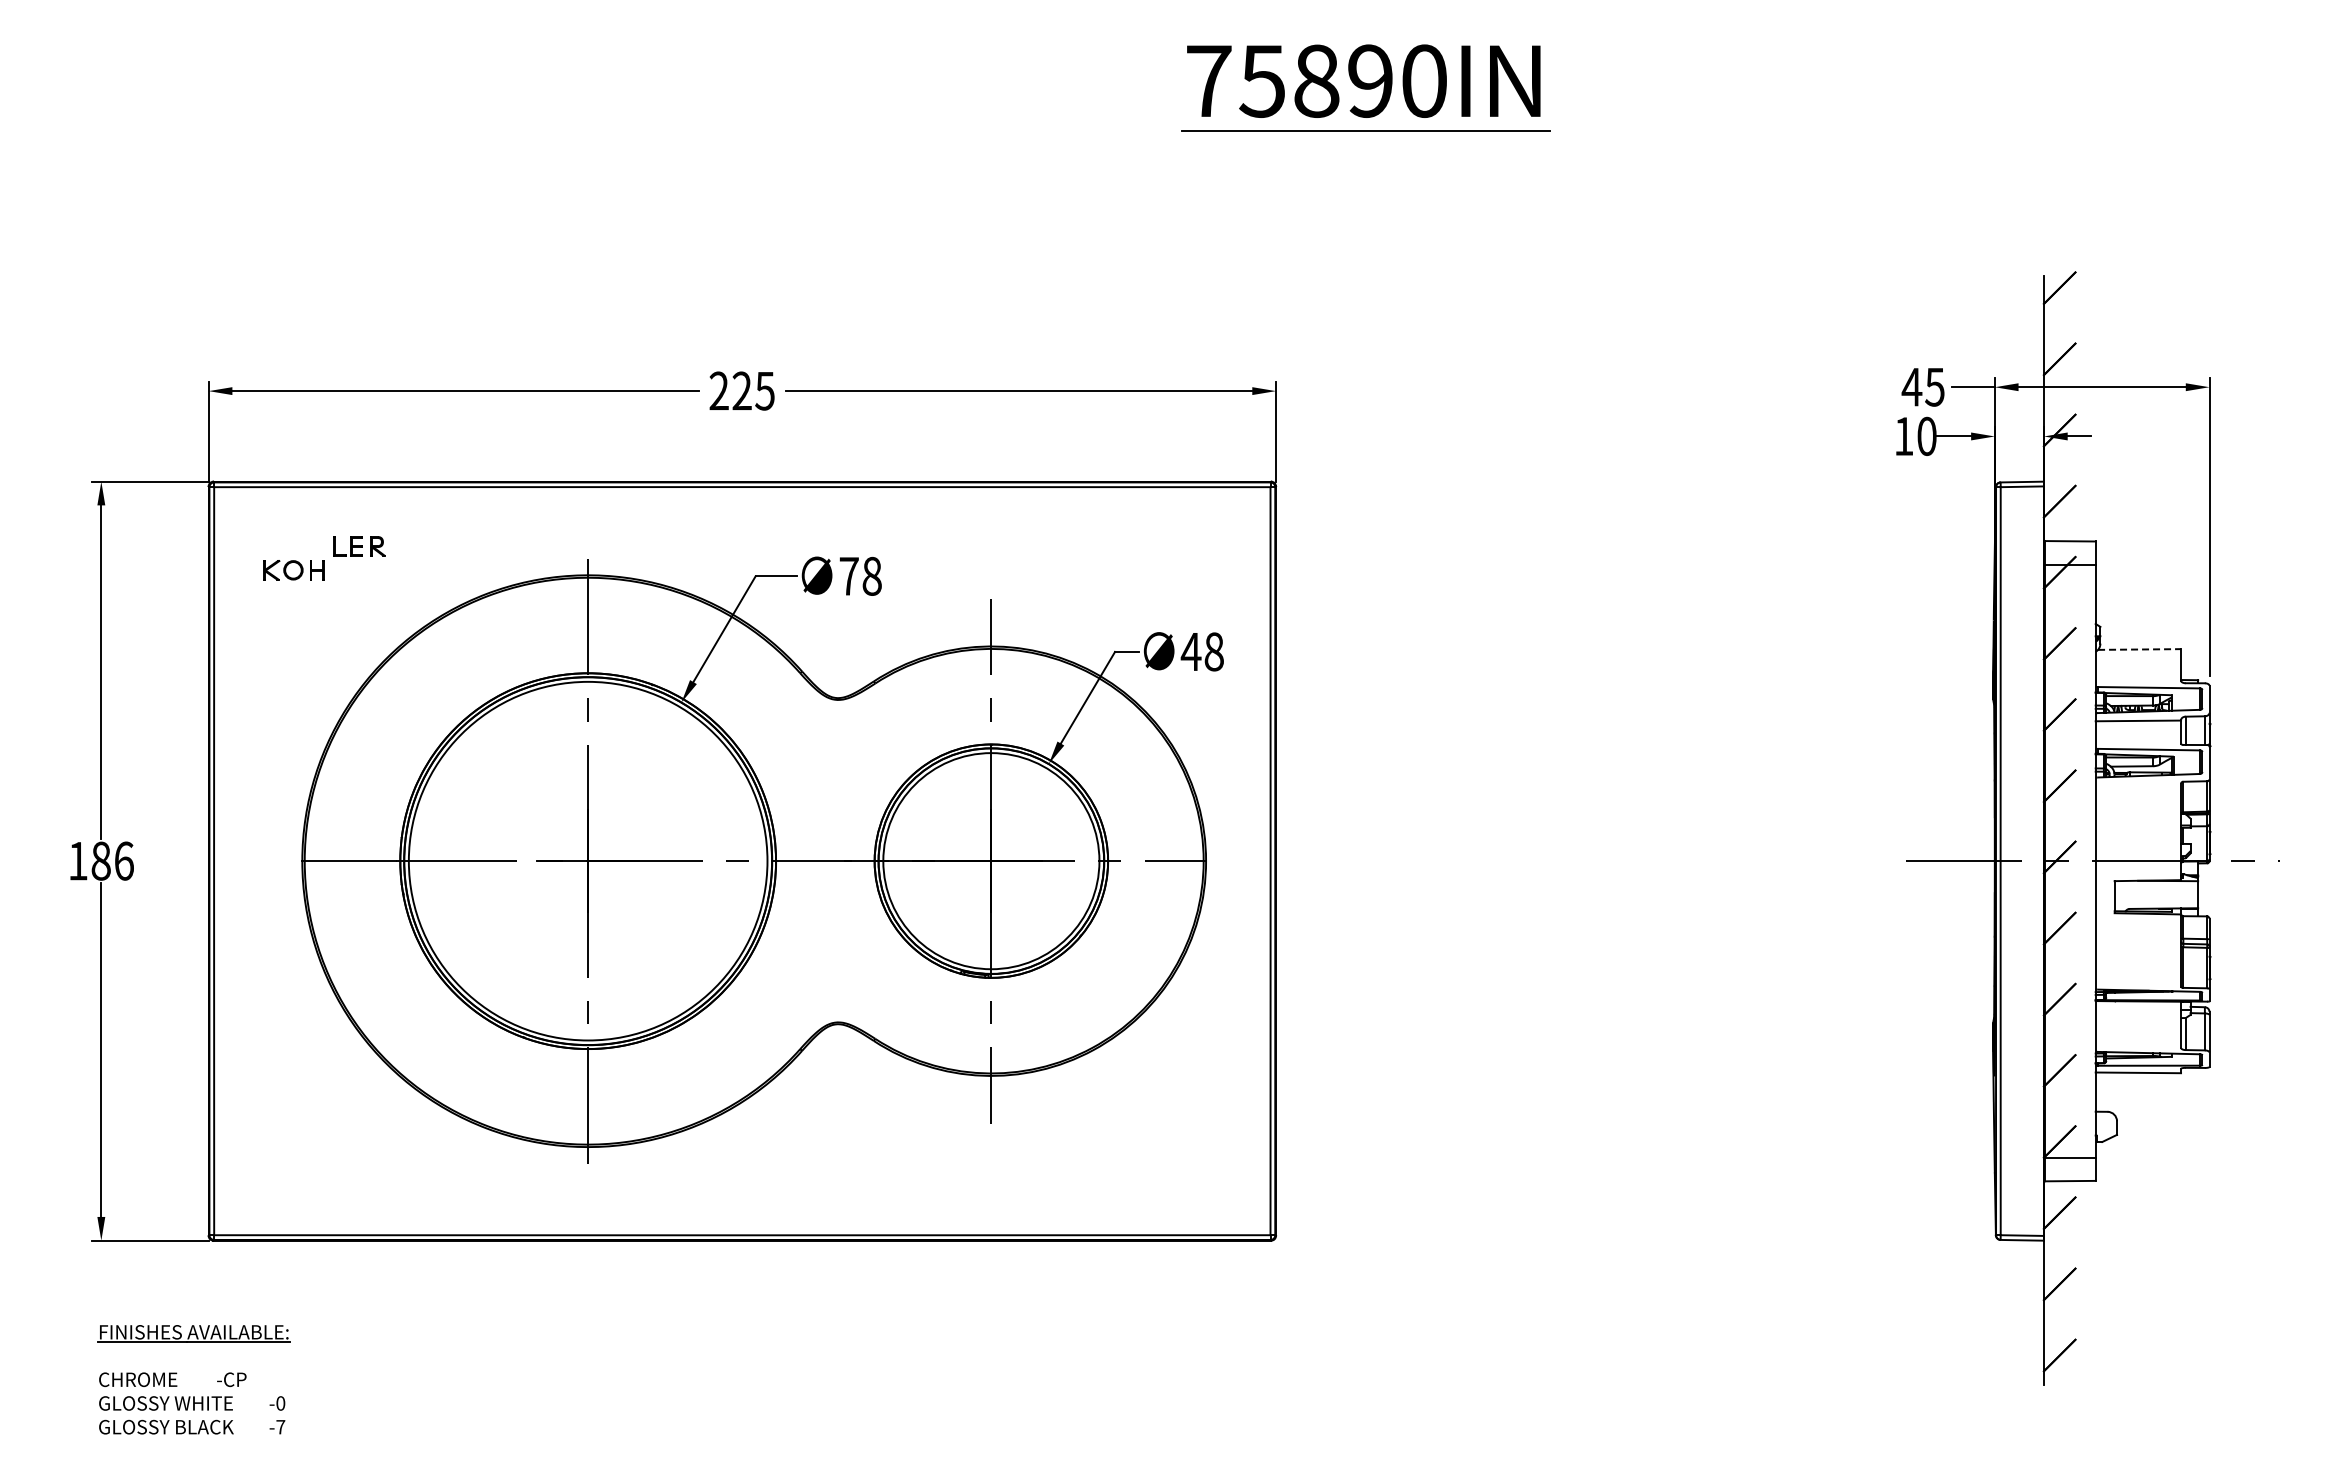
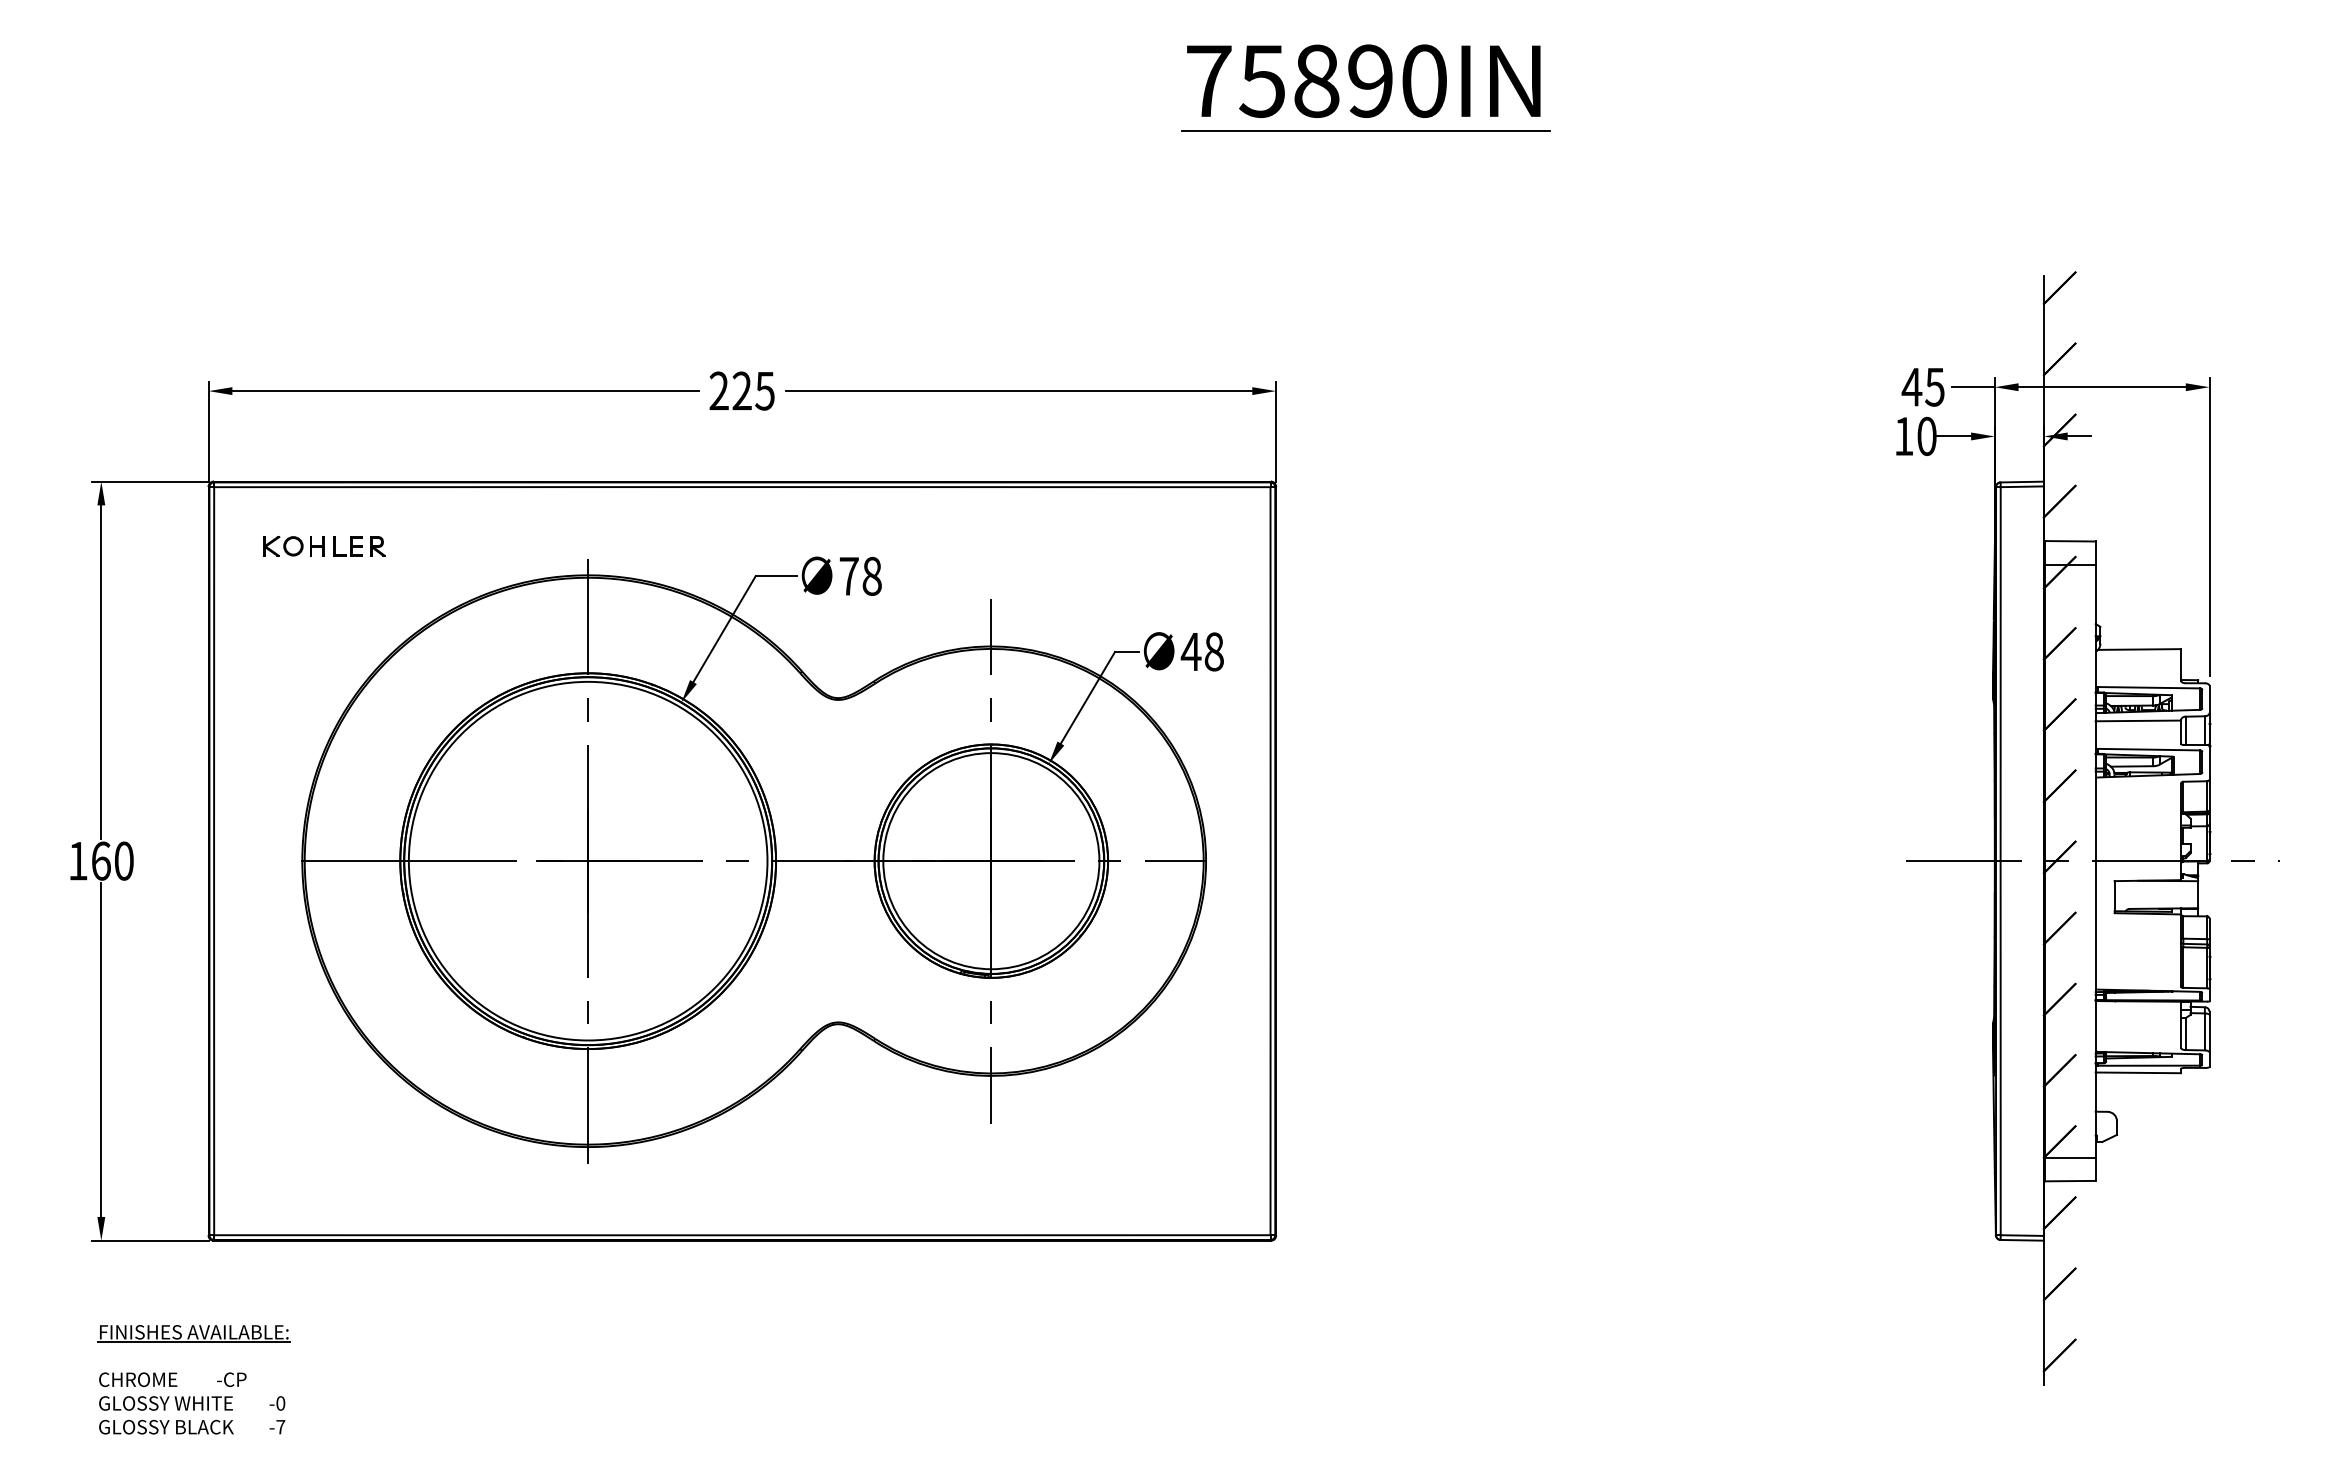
part position: (293, 570) -> (293, 546) (293, 546)
line: dashed -> solid (2139, 649)
text: 186 -> 160 (112, 860)
